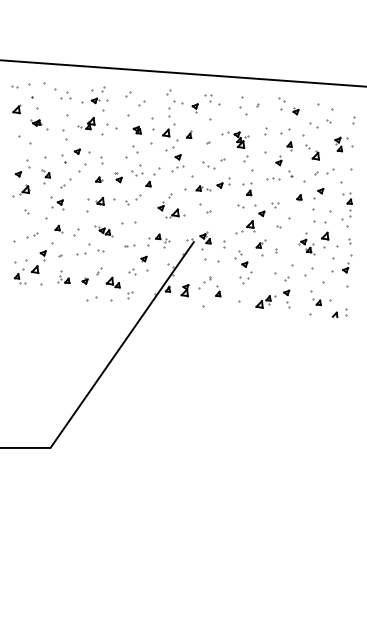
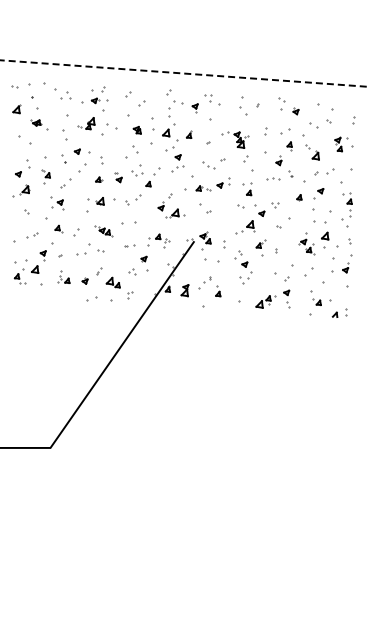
line: solid -> dashed (183, 73)
